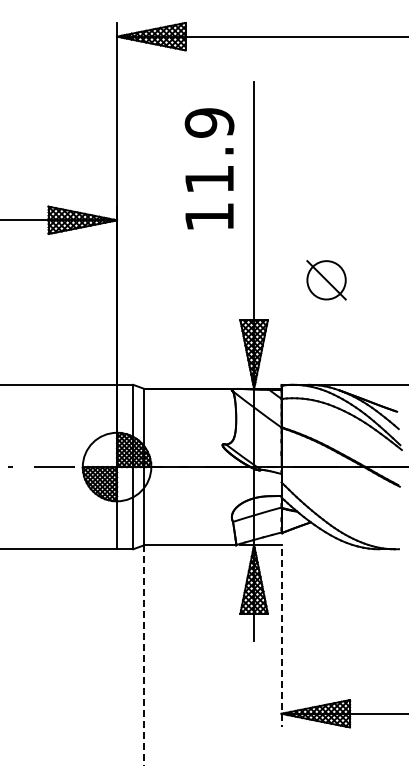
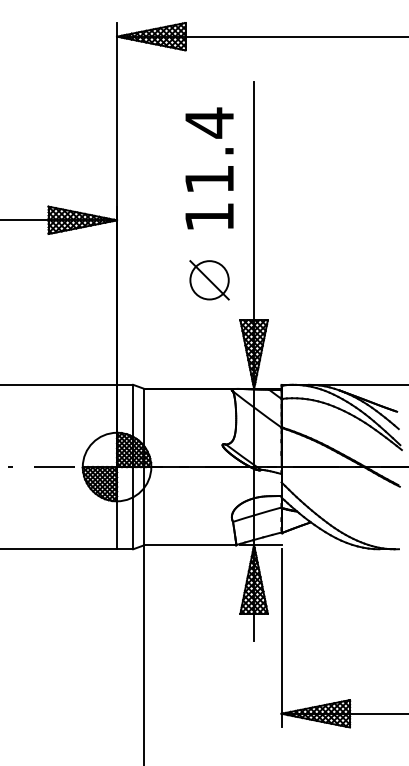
text: 11.9 -> 11.4 (209, 122)
part position: (326, 280) -> (209, 280) (209, 280)
line: dashed -> solid (281, 638)
line: dashed -> solid (144, 655)
